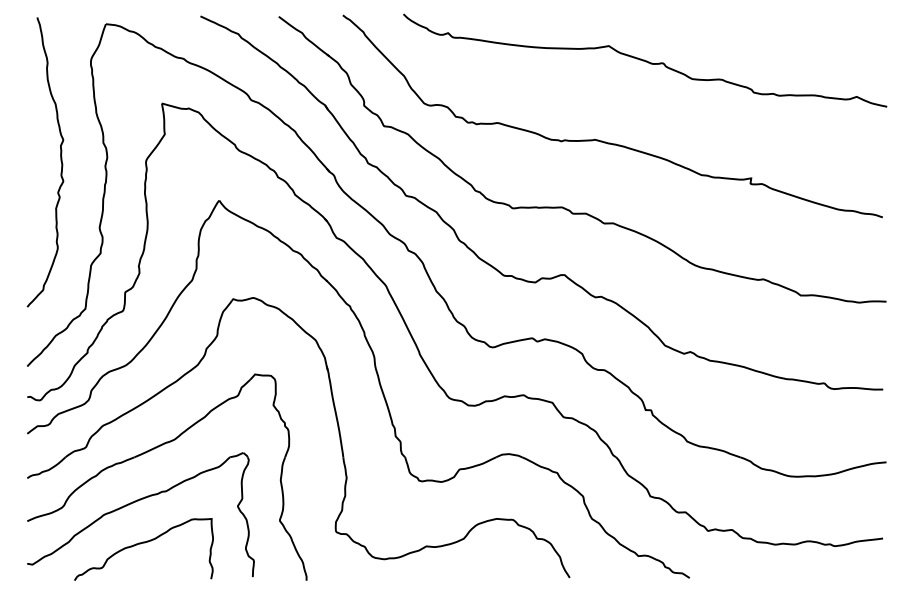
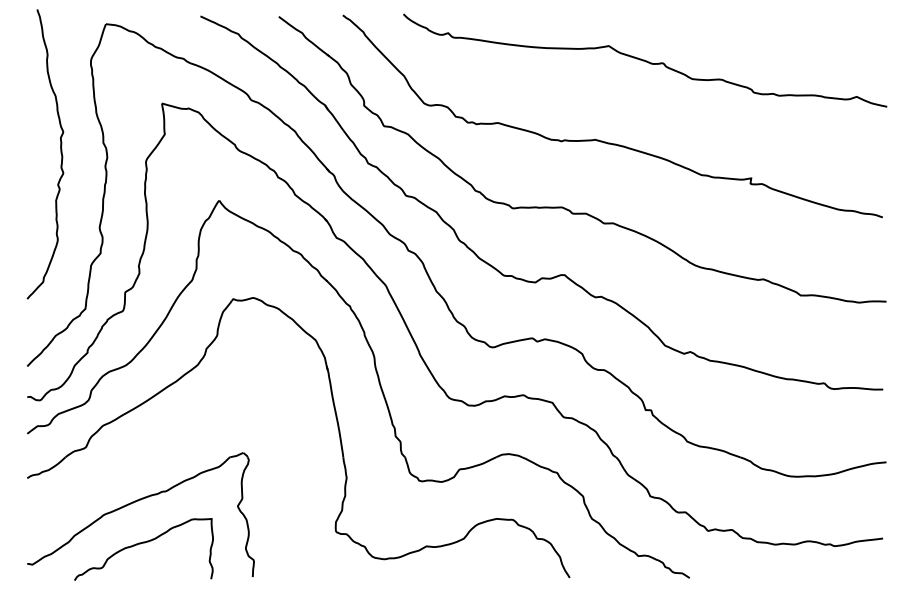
curve position: (60, 161) -> (60, 153) (60, 153)
part: present -> none (154, 449)
